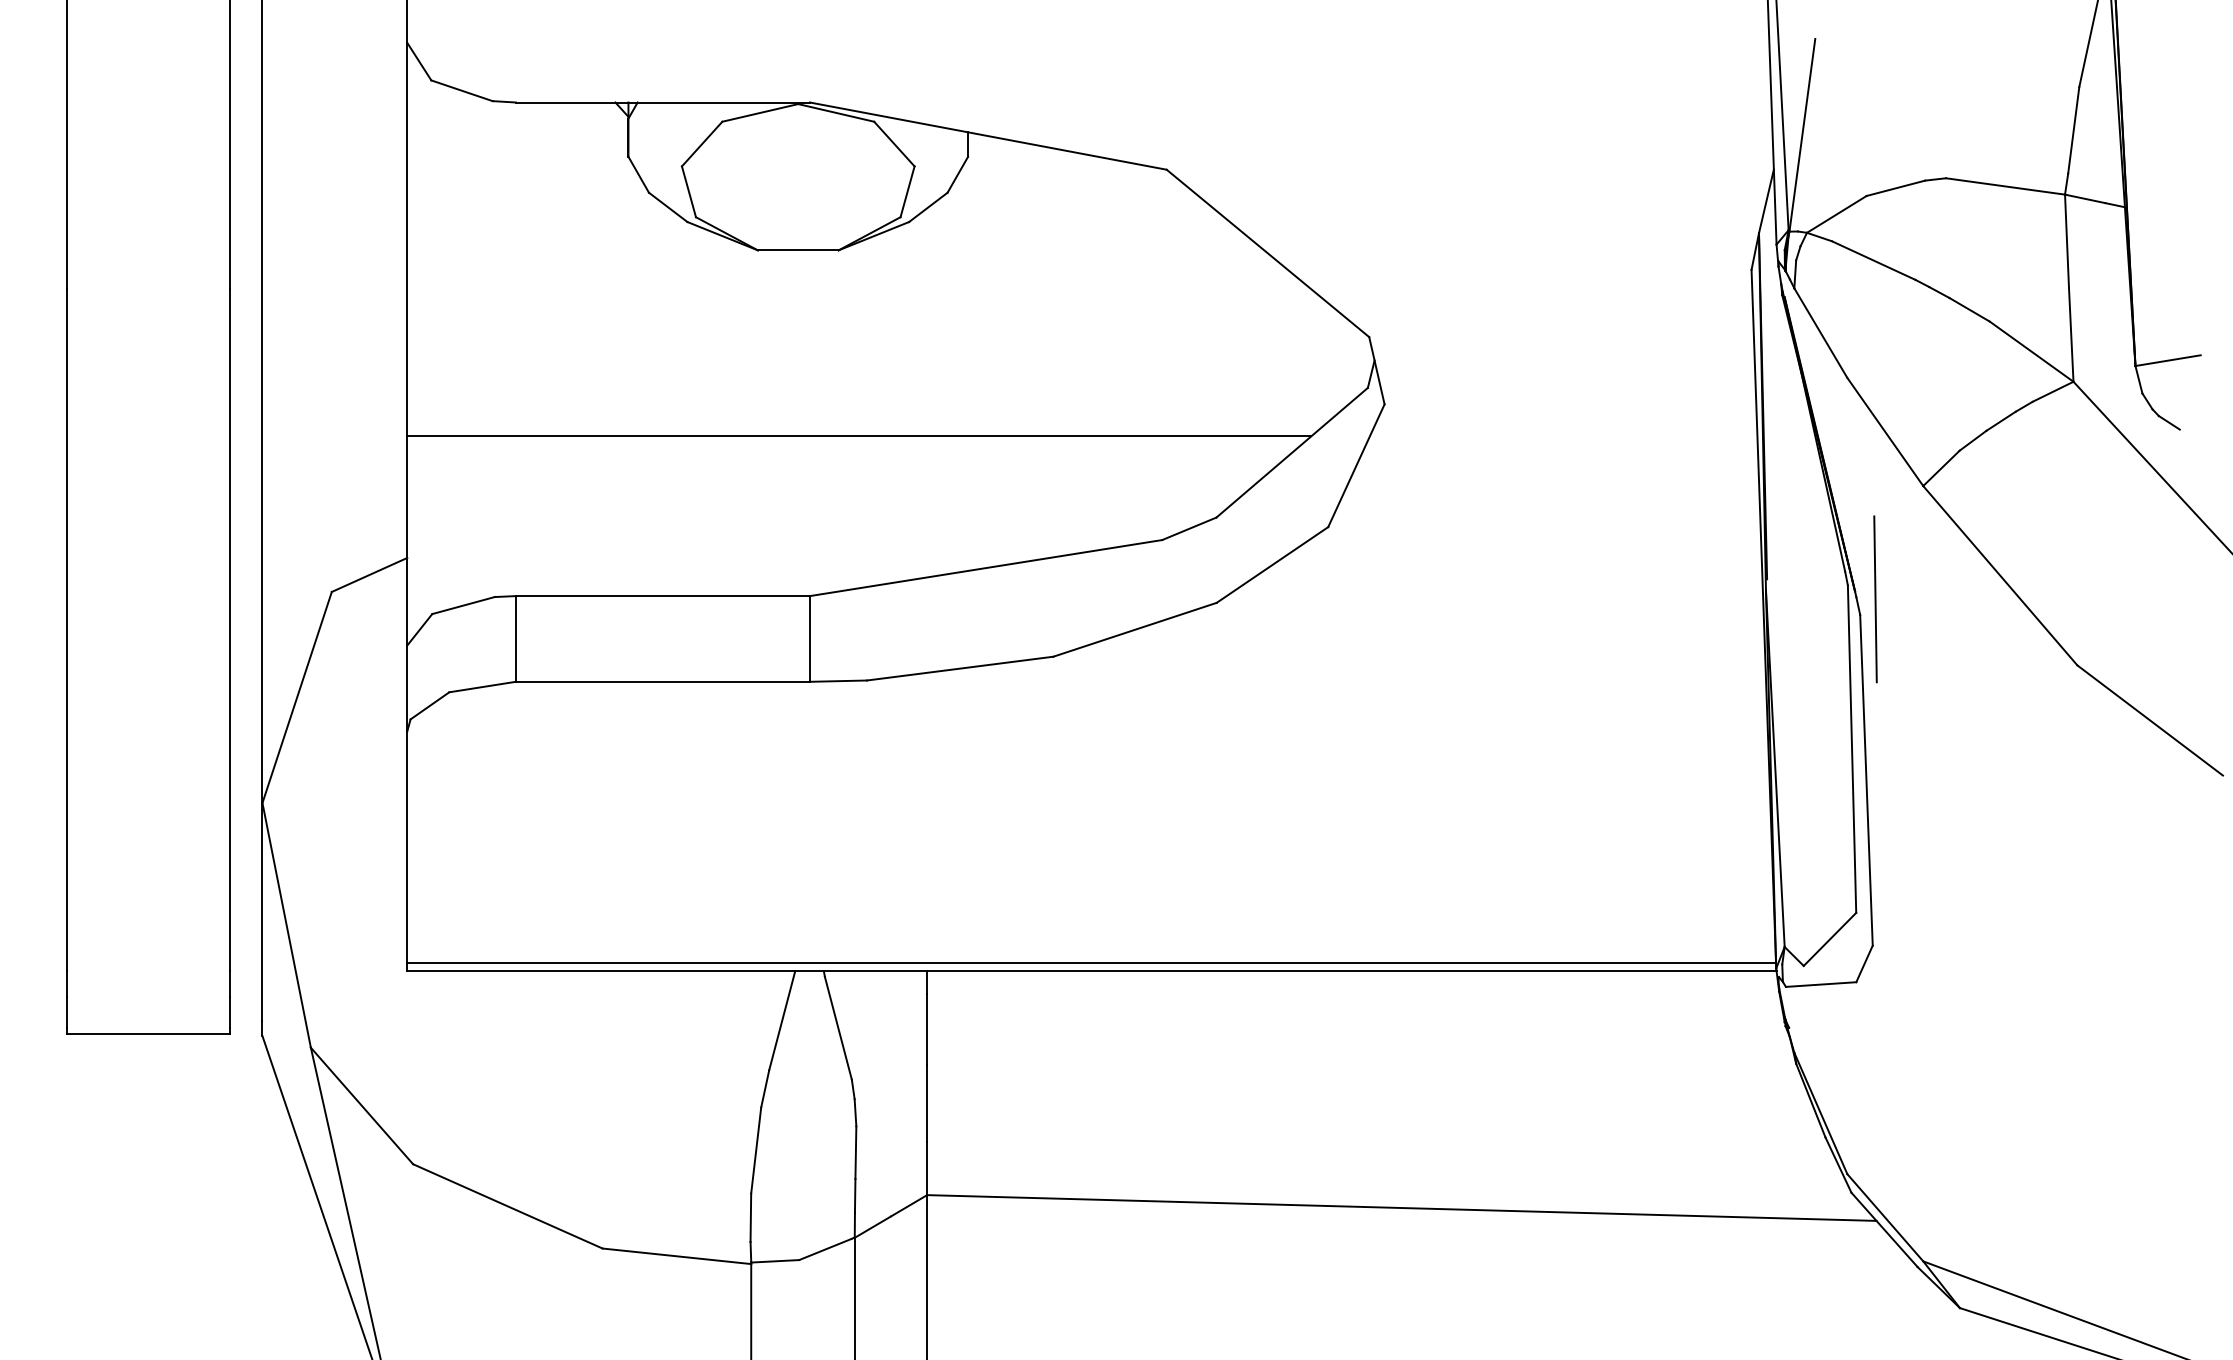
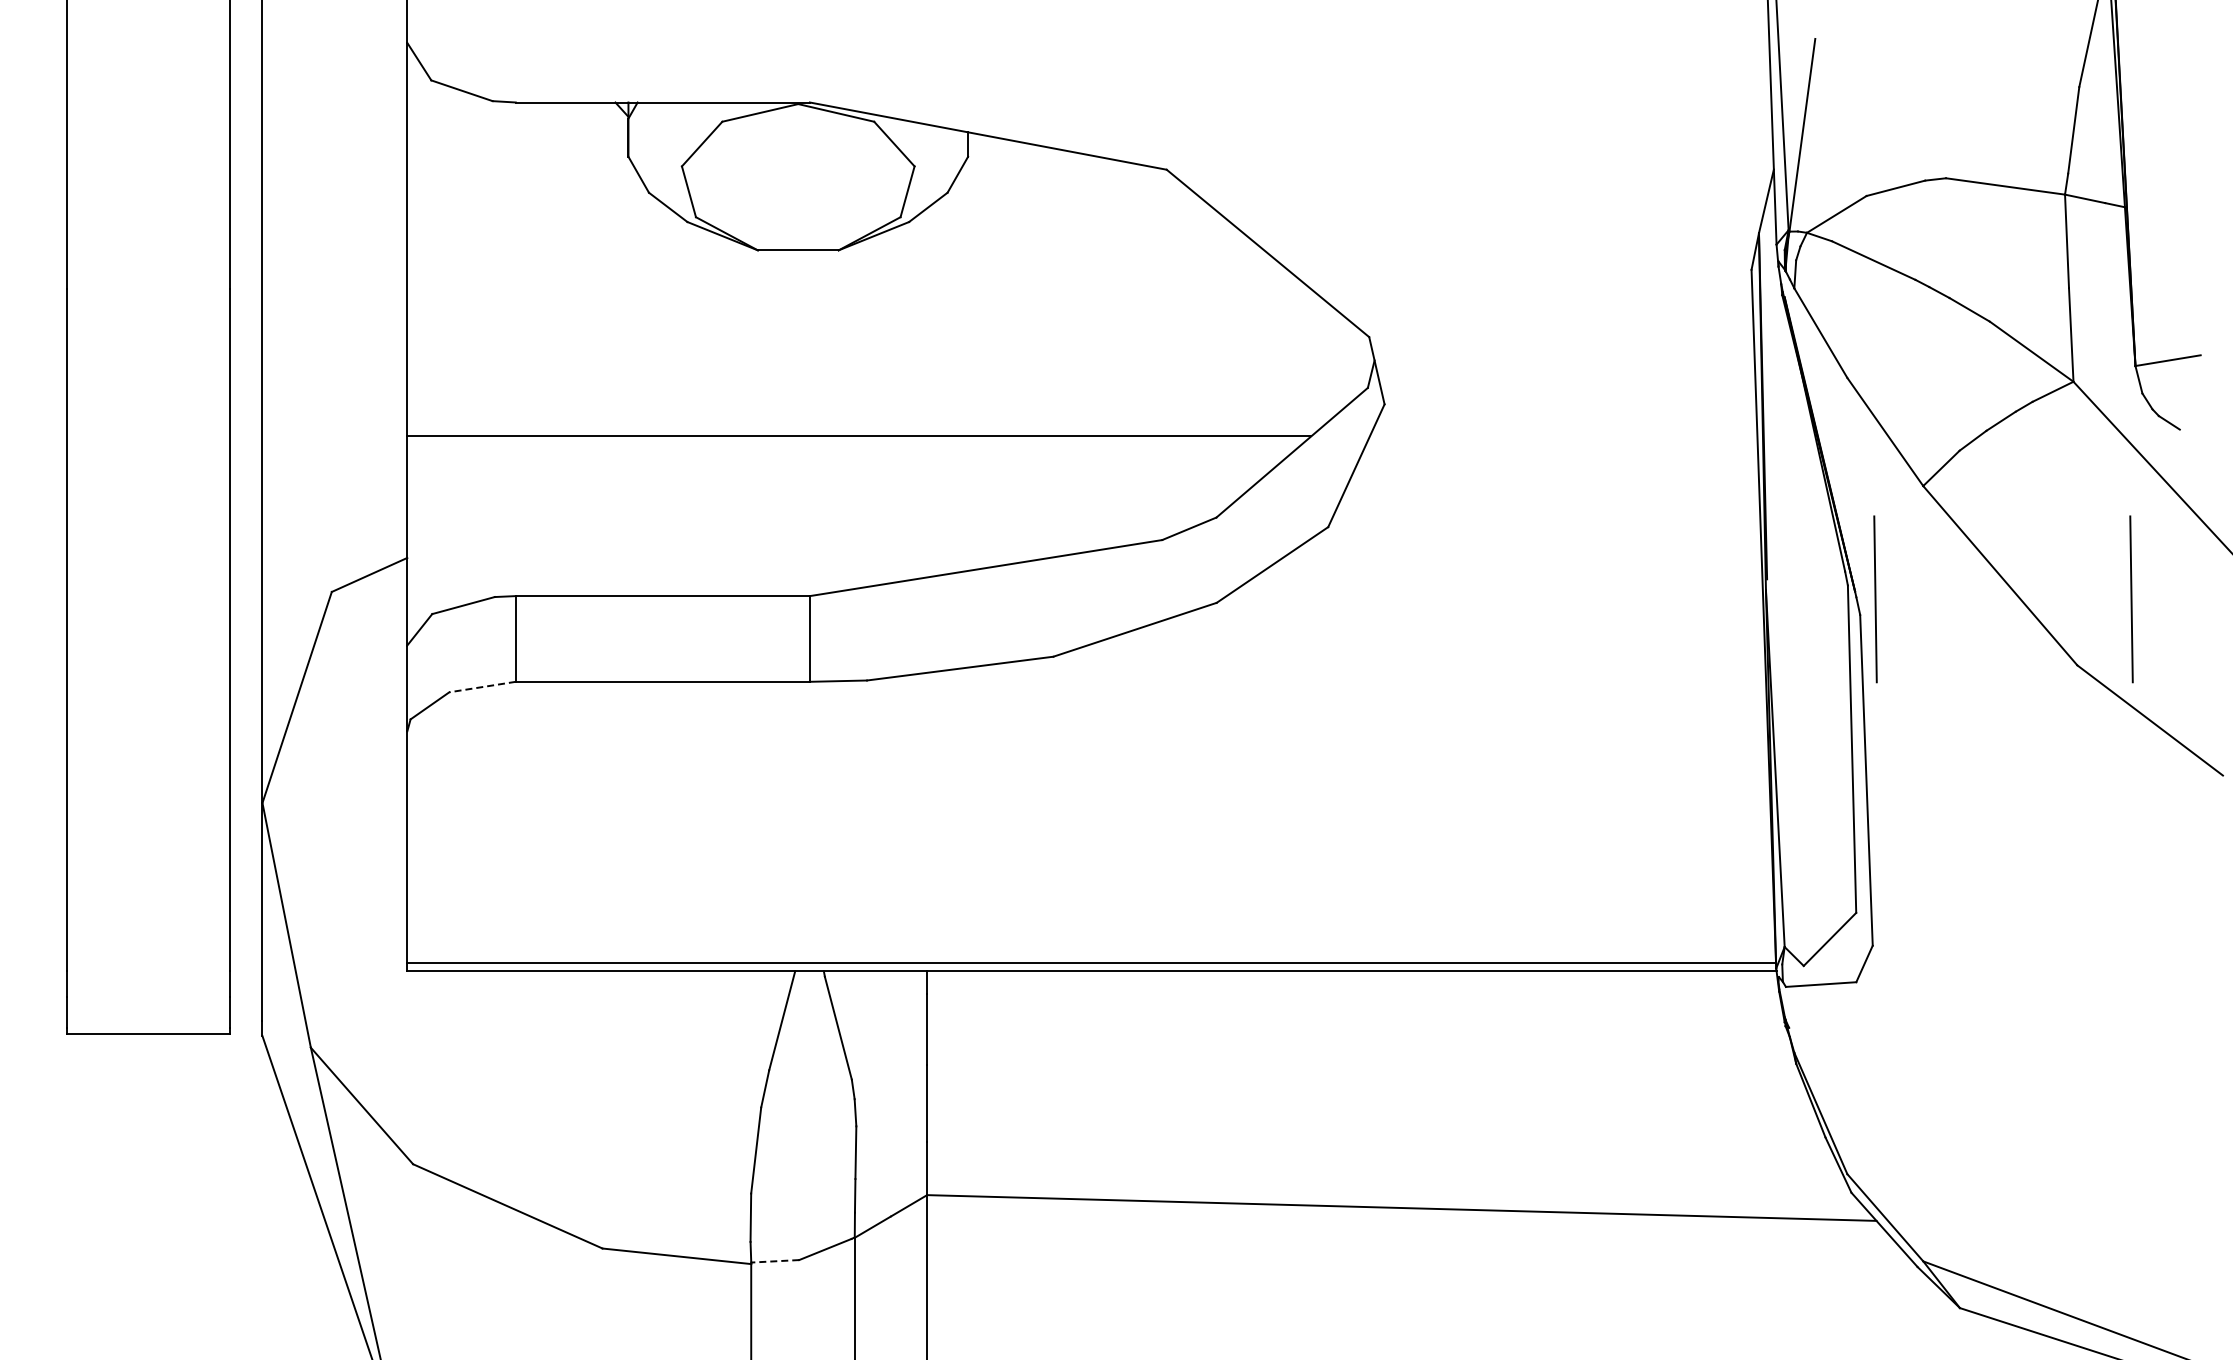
line: none -> present (2131, 599)
line: solid -> dashed (482, 687)
line: solid -> dashed (774, 1261)
